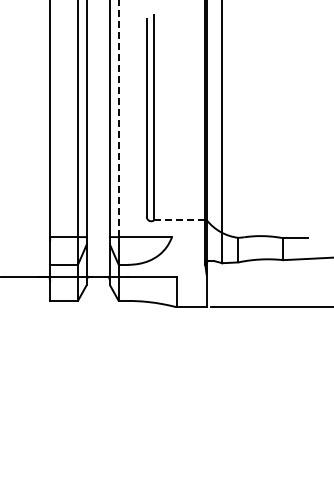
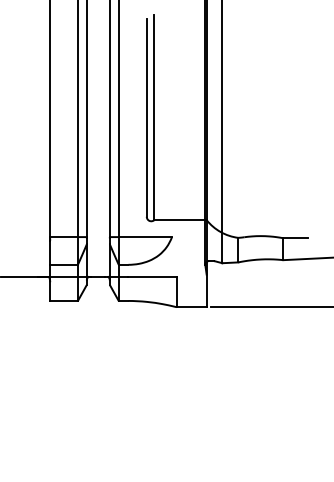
line: dashed -> solid (118, 118)
line: dashed -> solid (181, 220)
